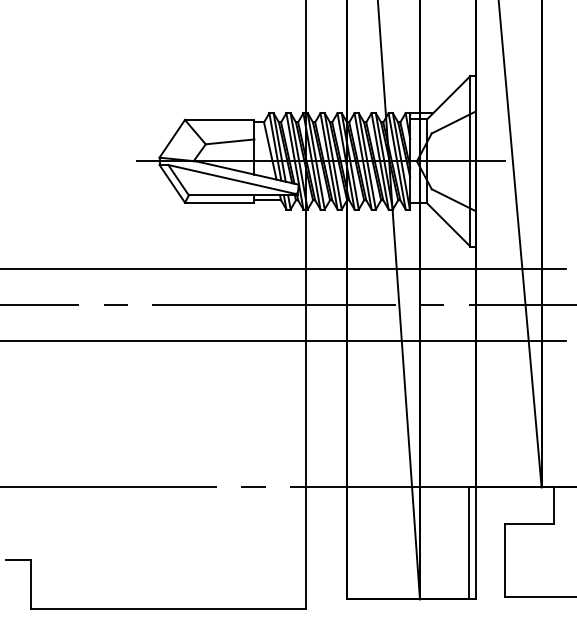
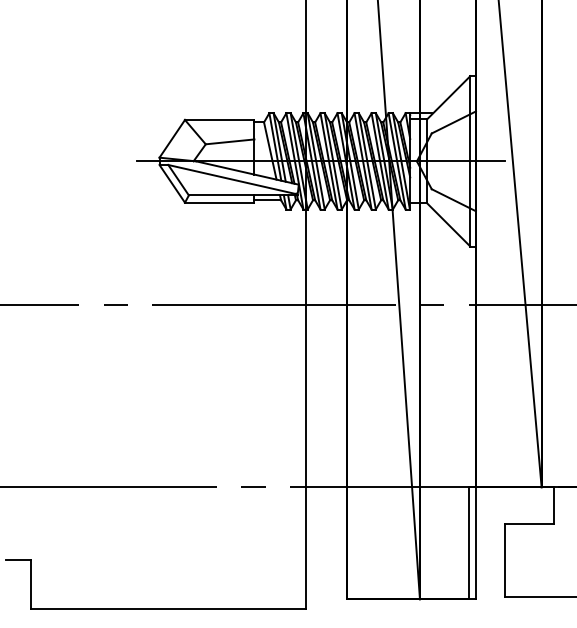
line: present -> none (283, 269)
line: present -> none (283, 340)
